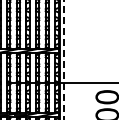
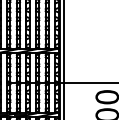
line: dashed -> solid (64, 60)
